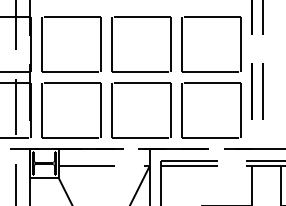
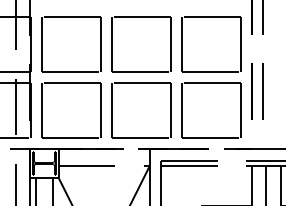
line: none -> present (266, 184)
line: none -> present (35, 189)
line: none -> present (52, 189)
